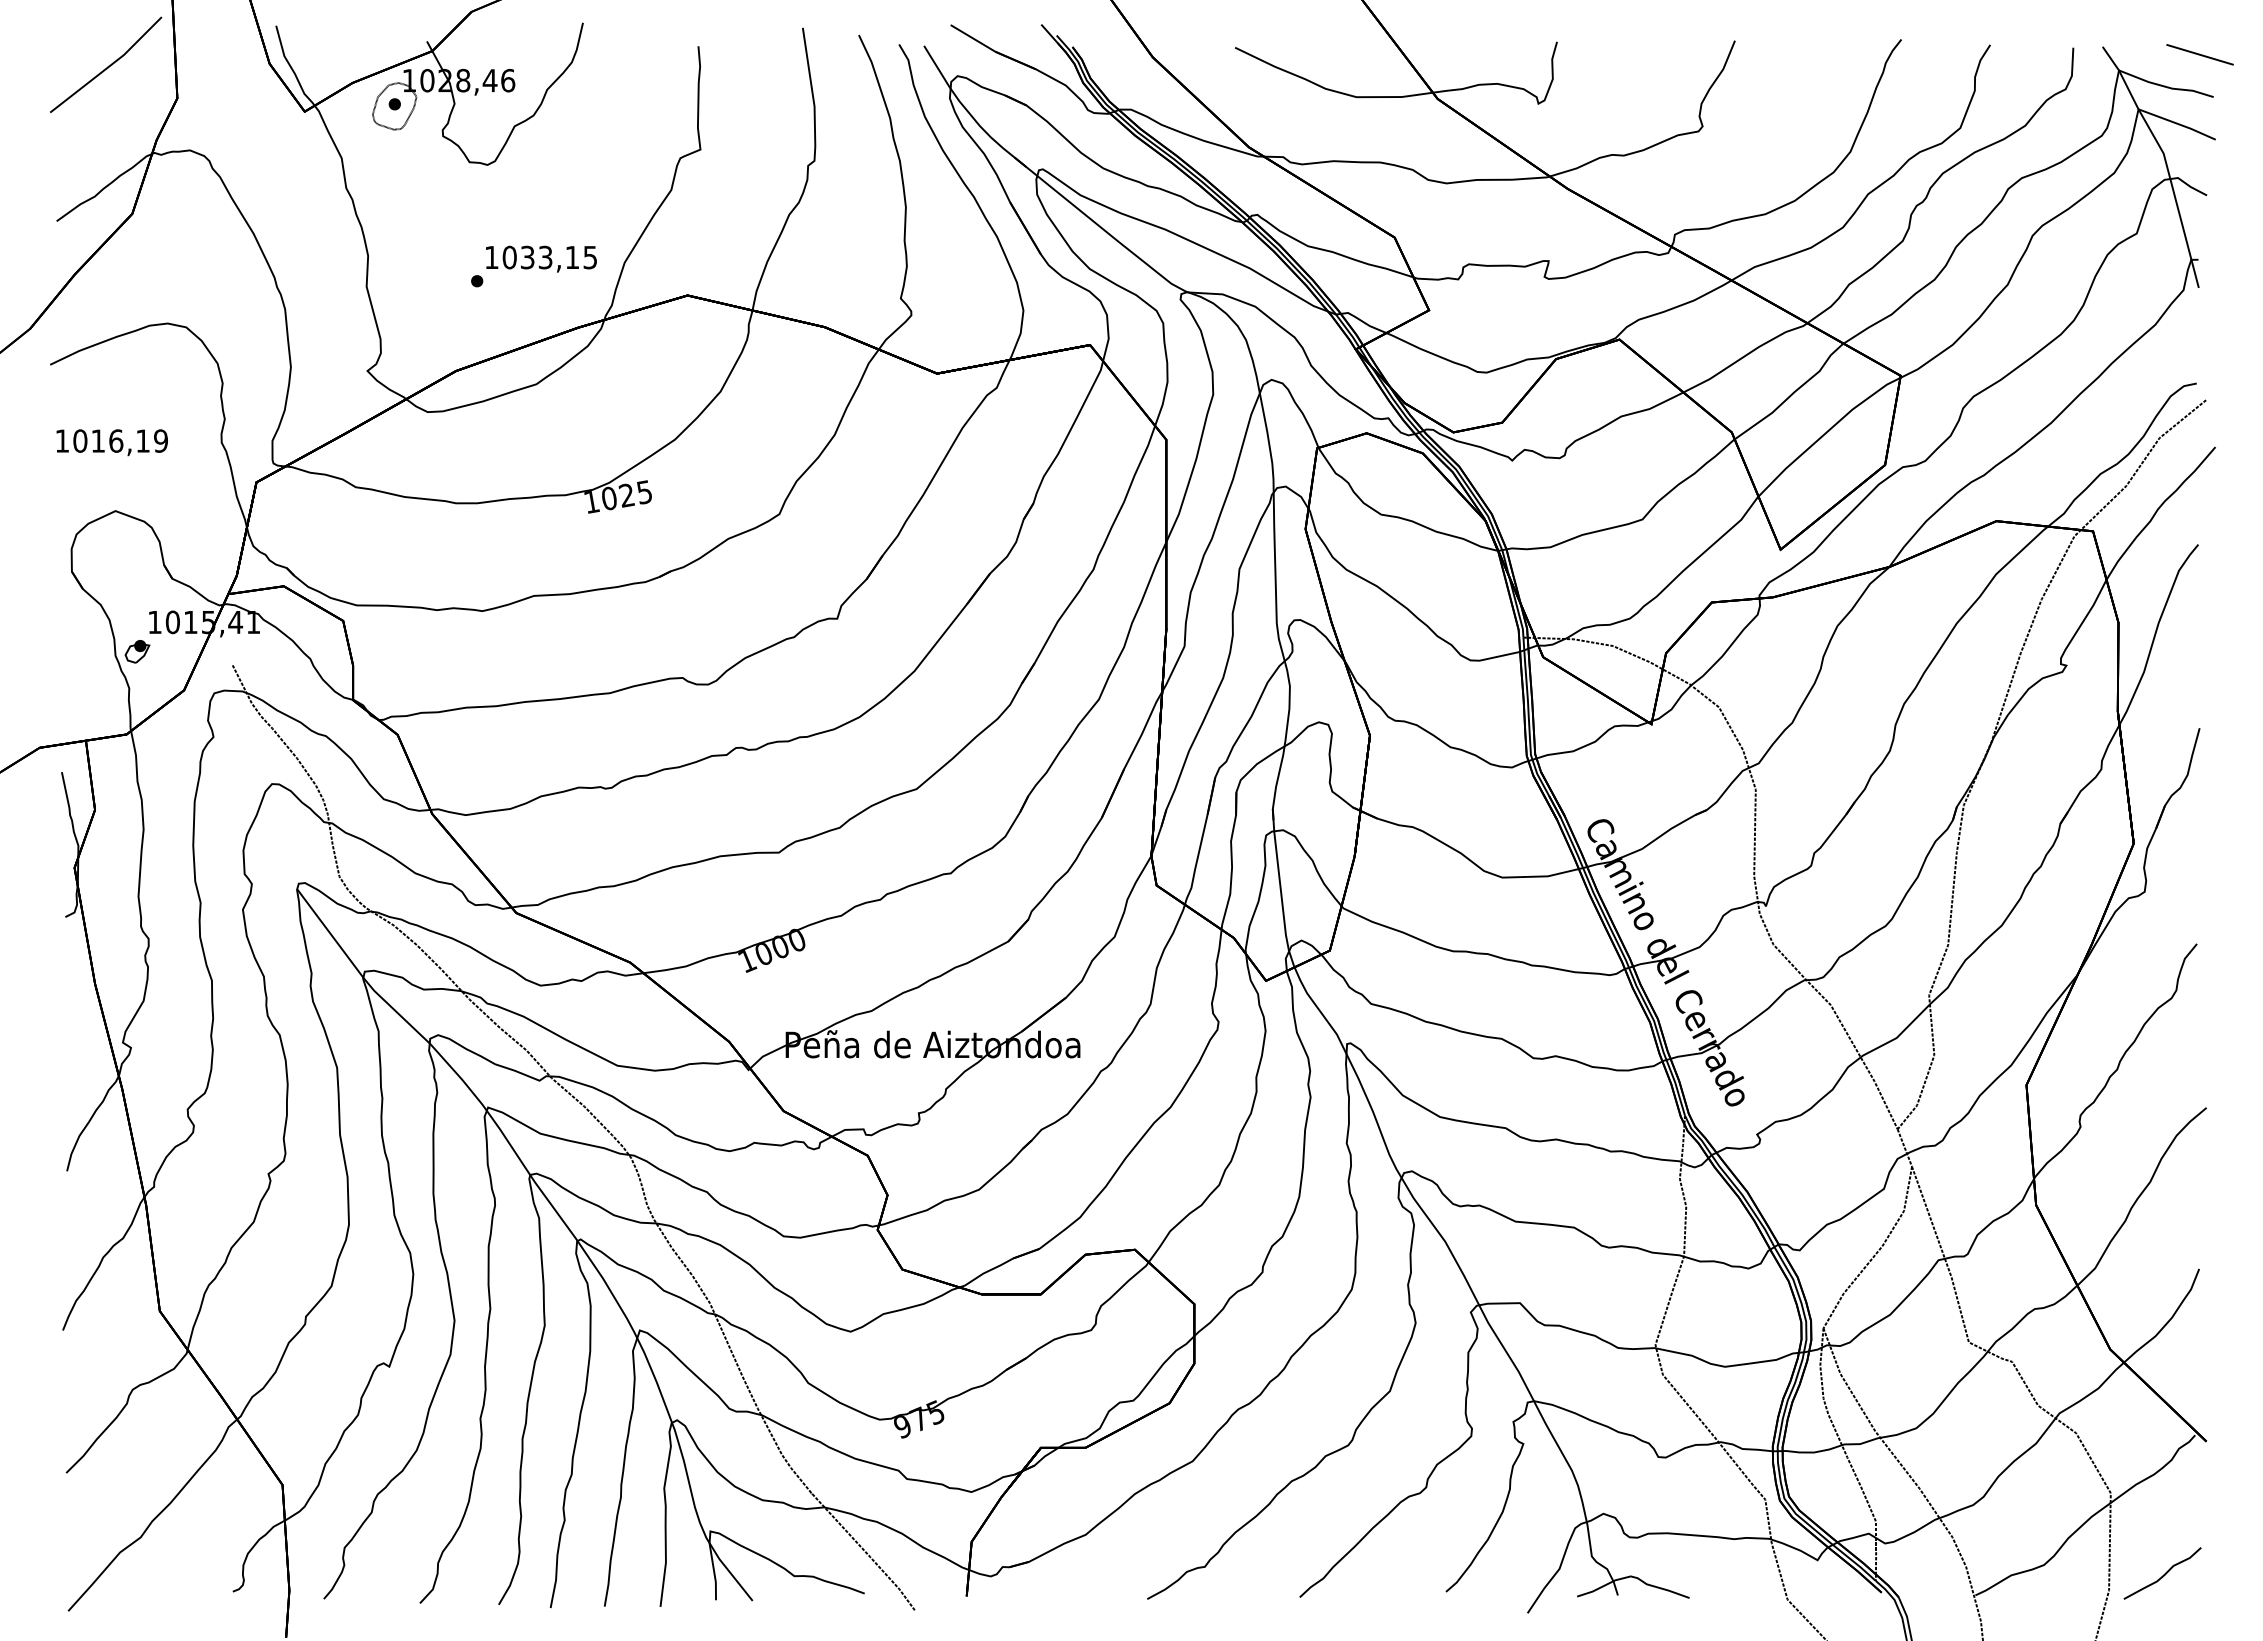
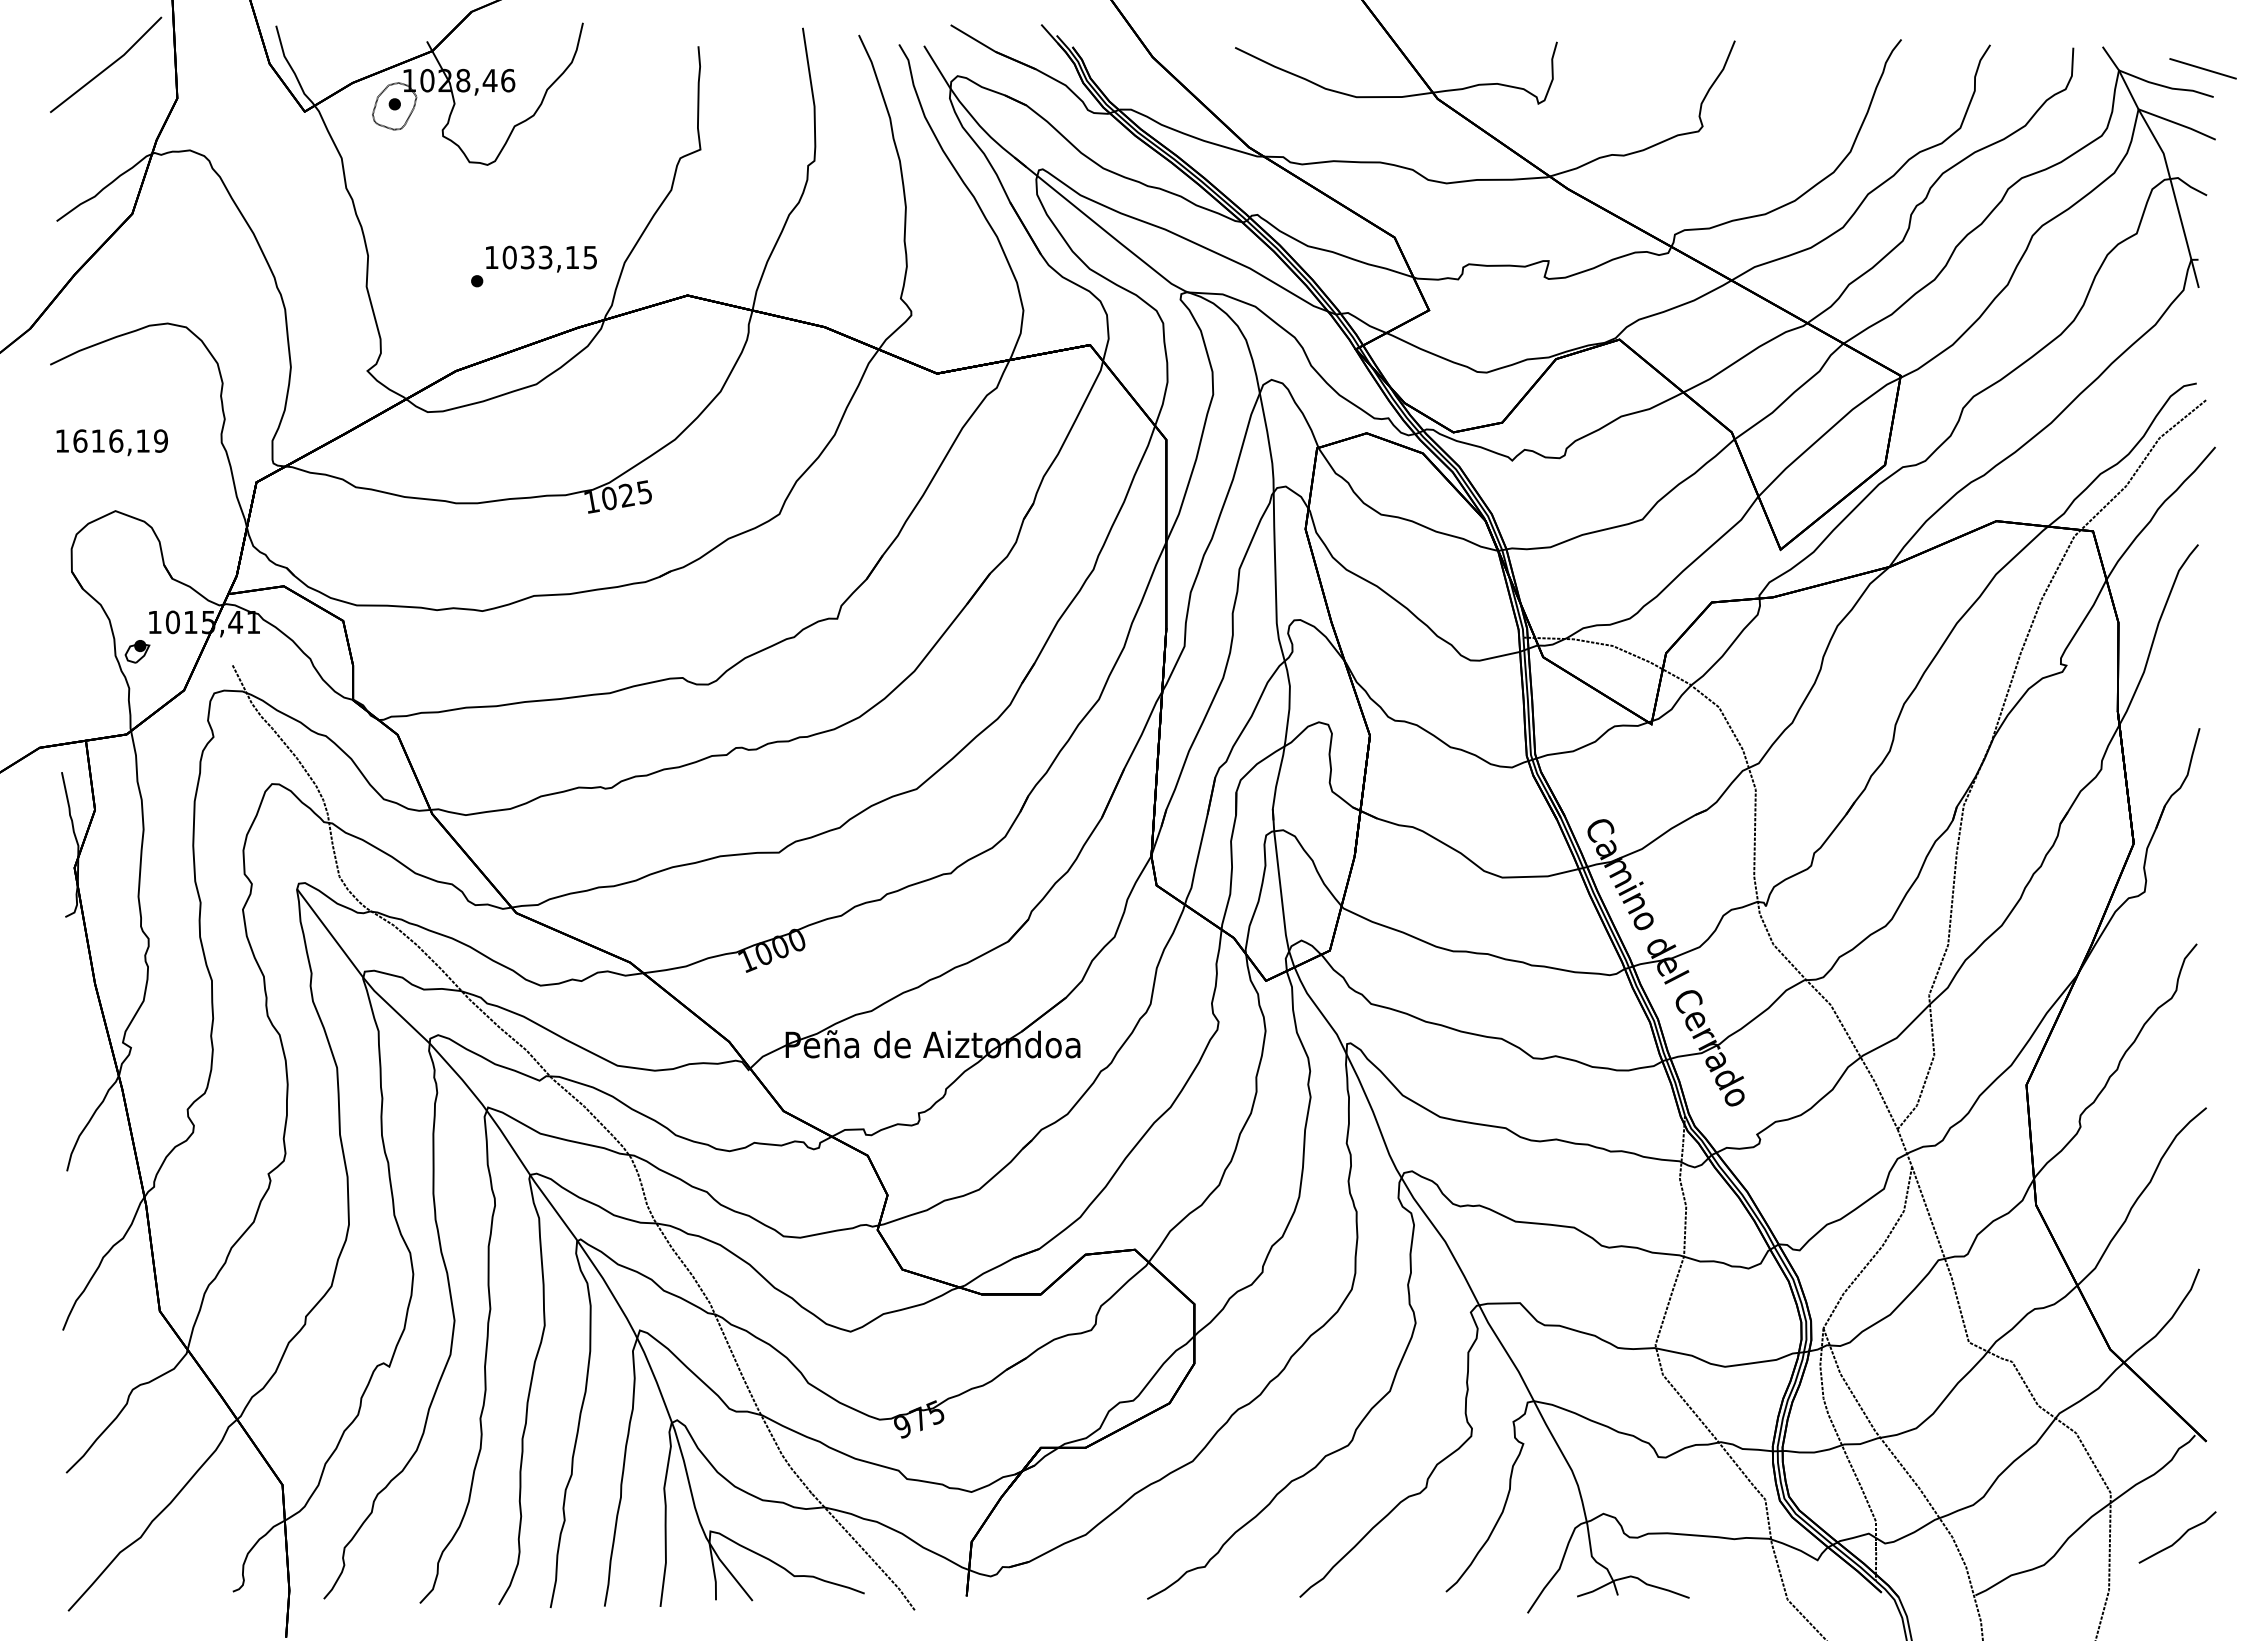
line position: (2199, 54) -> (2202, 68) (2202, 68)
text: 1016,19 -> 1616,19 (80, 440)
curve position: (2163, 1574) -> (2178, 1538) (2178, 1538)
